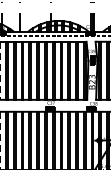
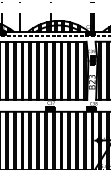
line: dashed -> solid (0, 71)
line: dashed -> solid (0, 140)
